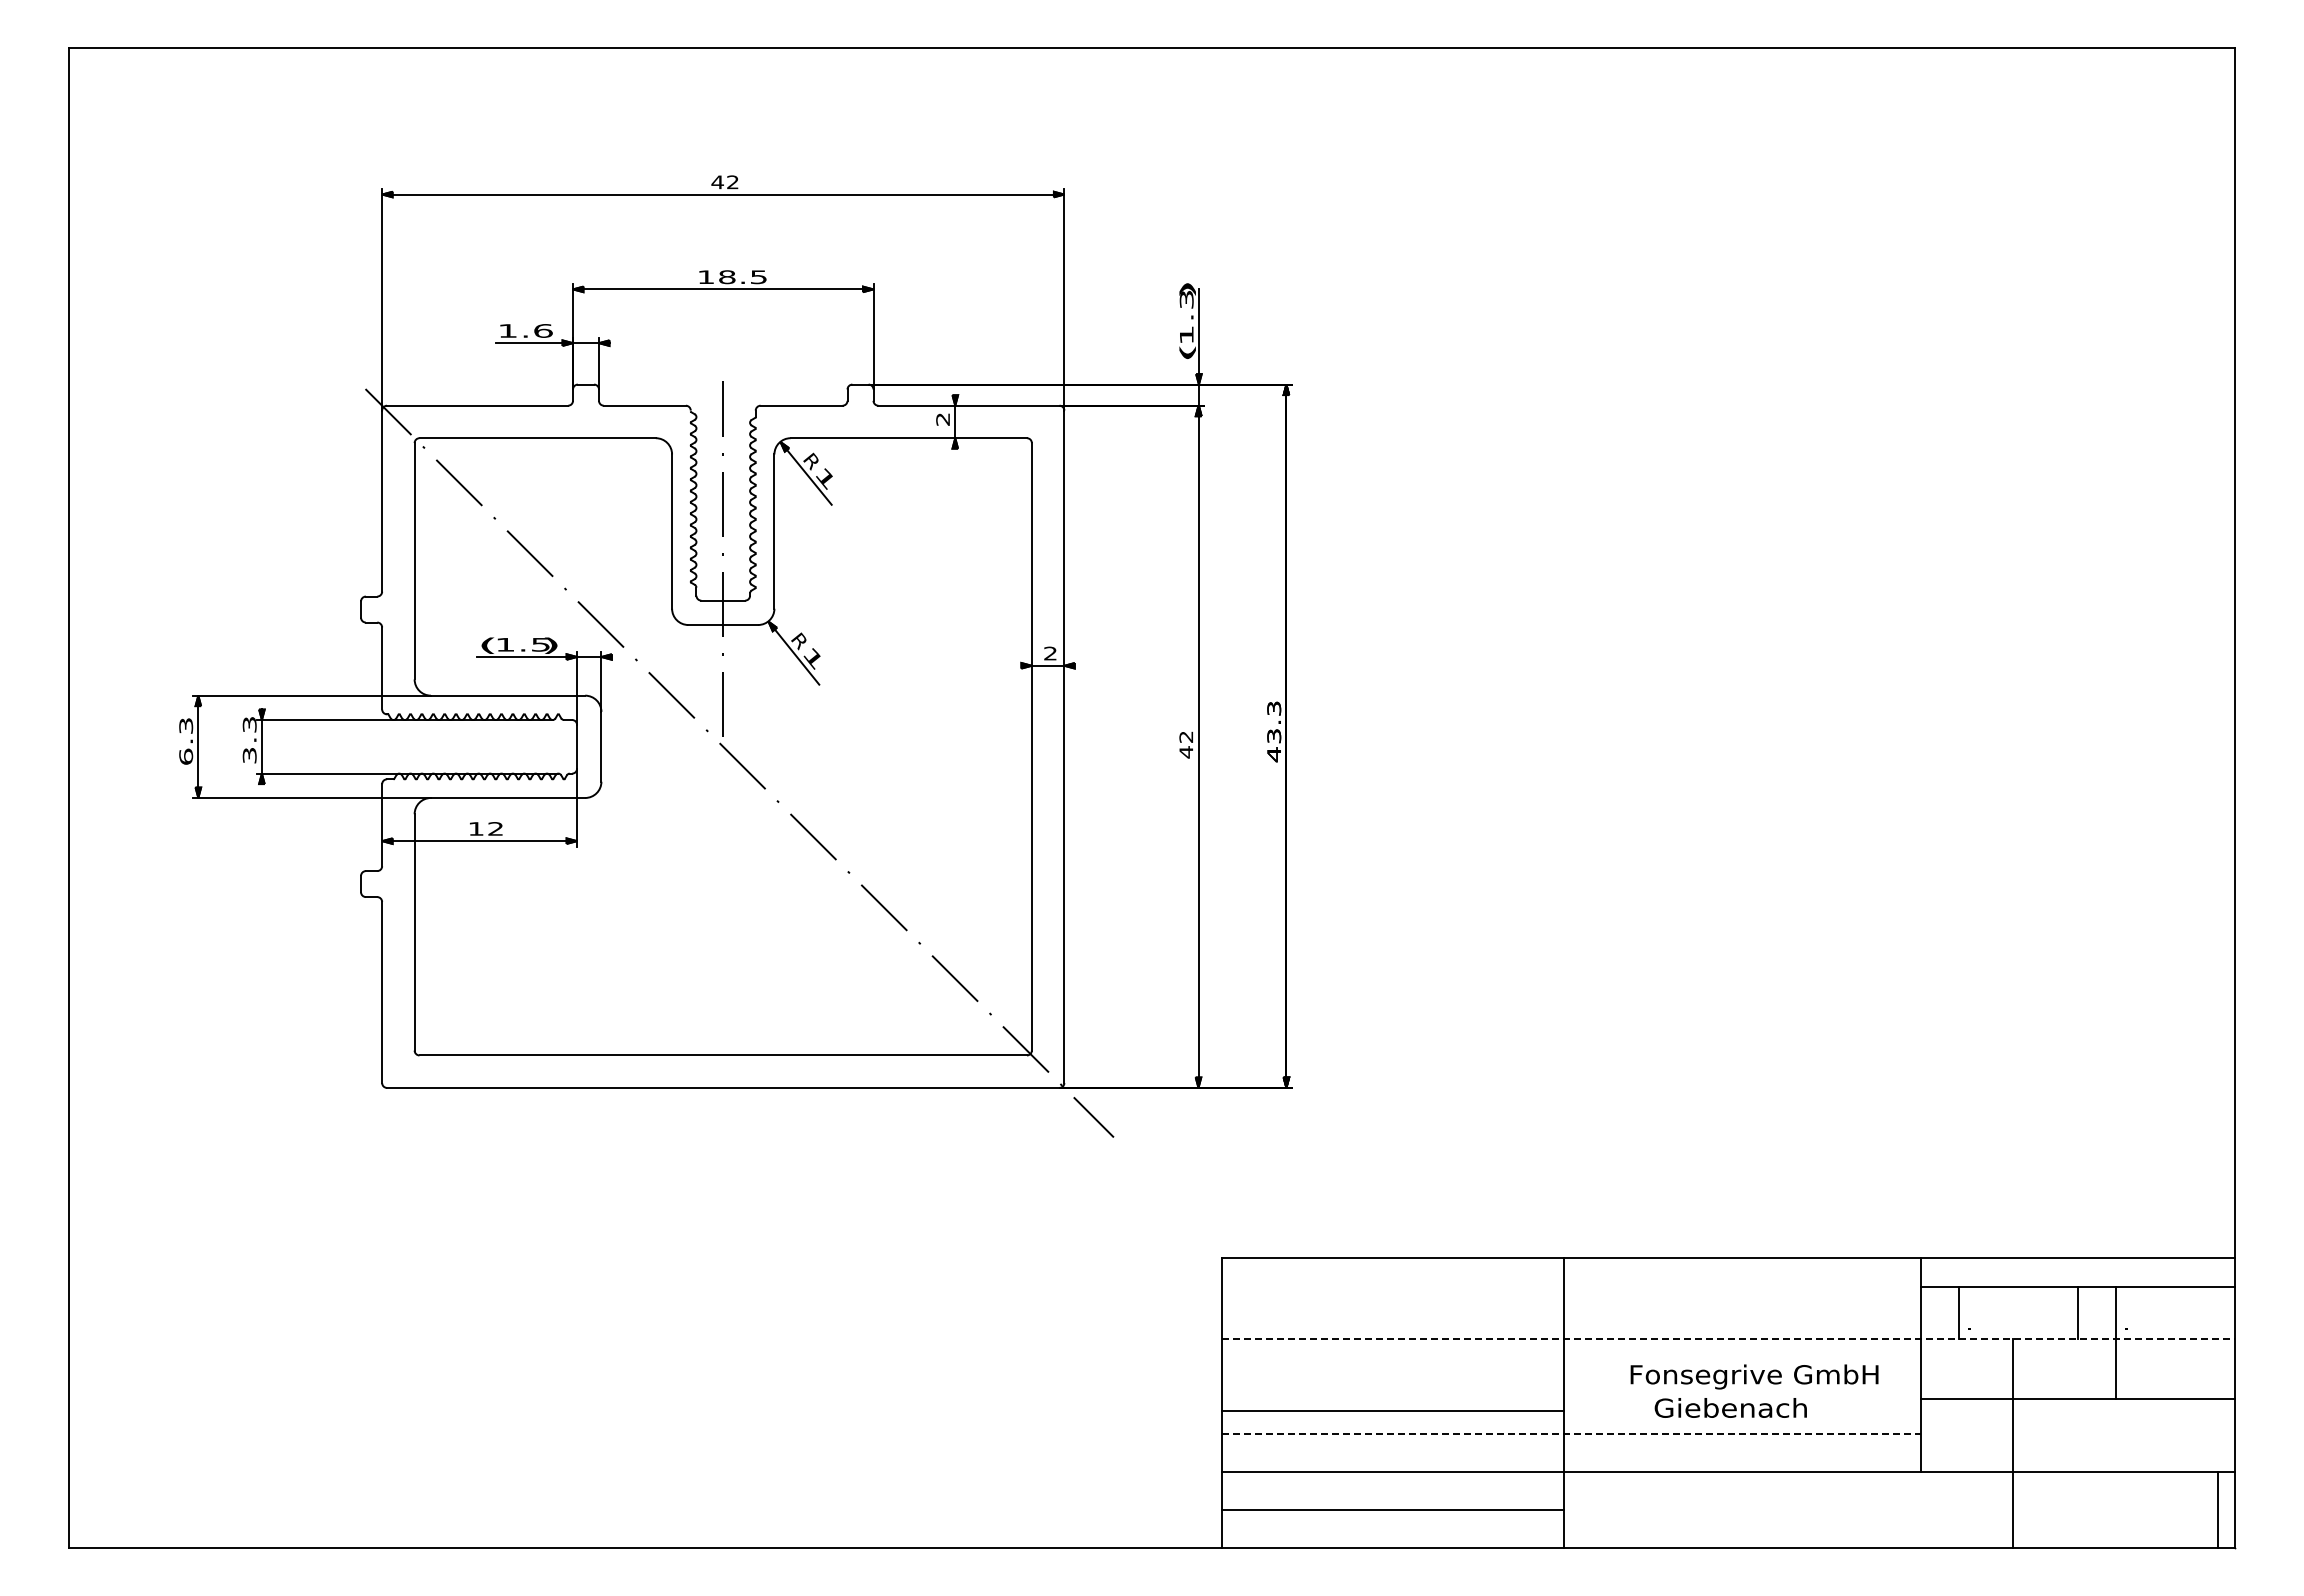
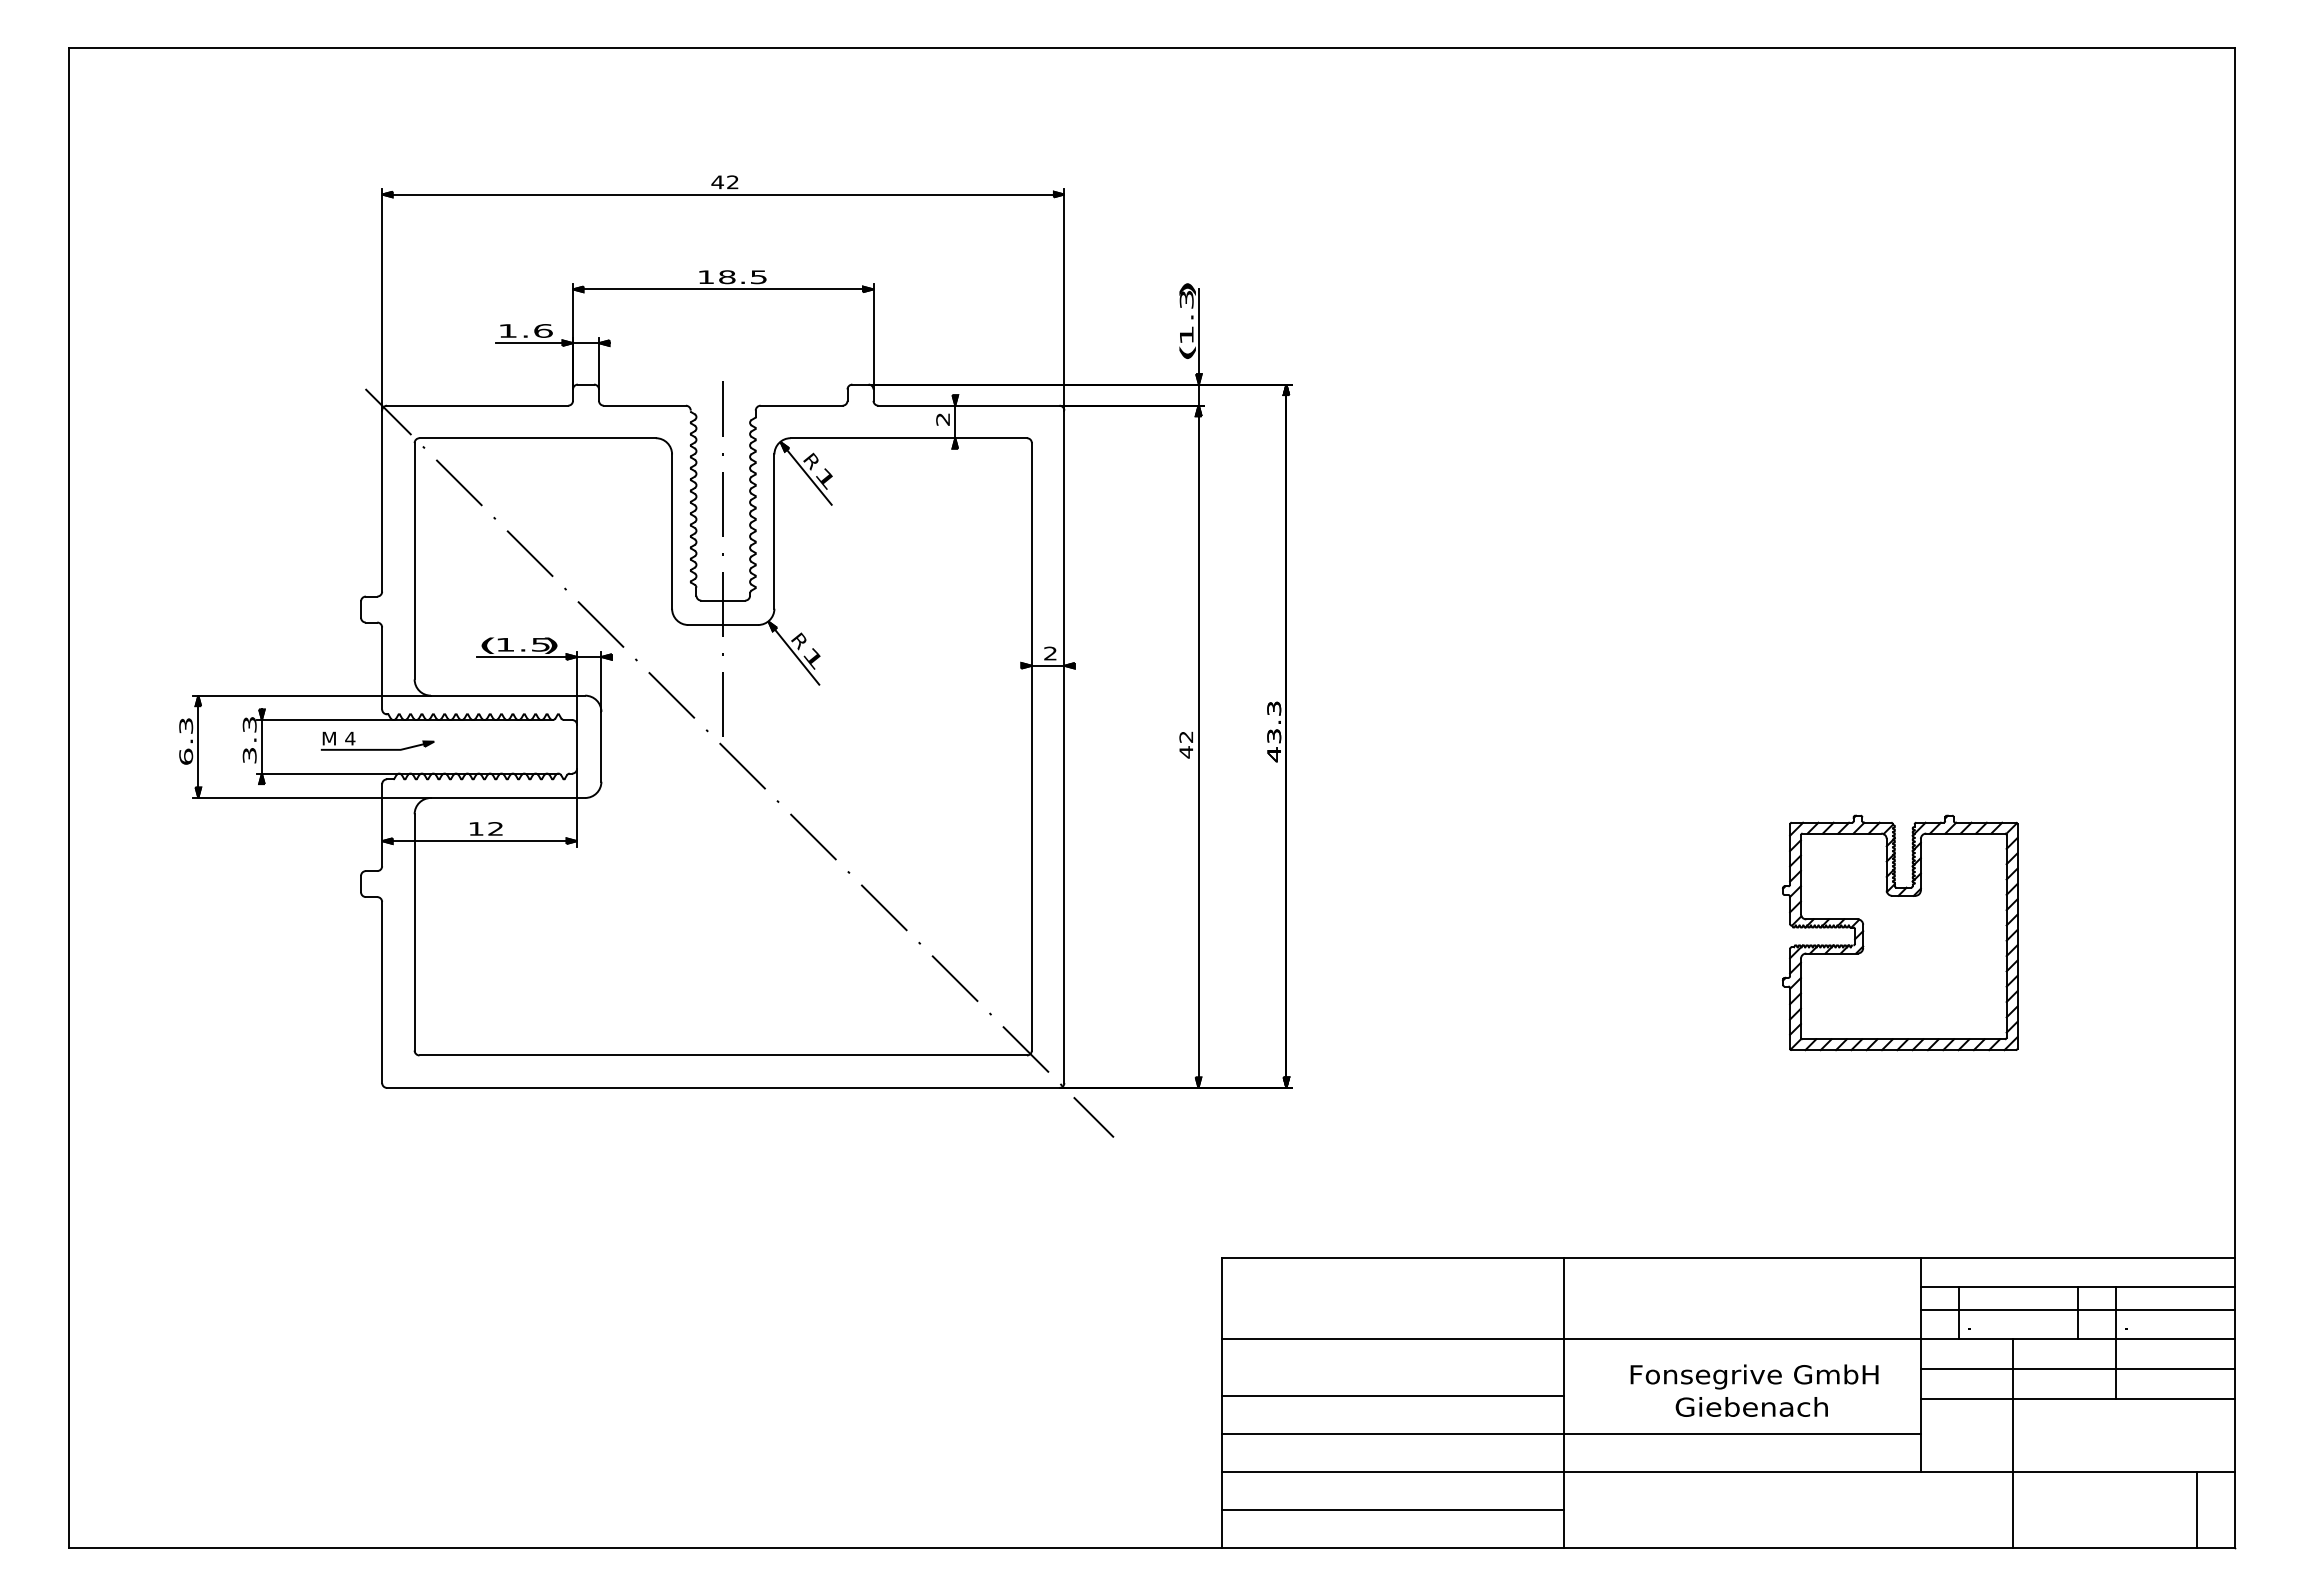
part: none -> present (377, 749)
part: none -> present (1900, 932)
line: none -> present (2077, 1310)
line: dashed -> solid (1729, 1338)
line: none -> present (2077, 1369)
text position: (1730, 1407) -> (1751, 1406) (1751, 1406)
line position: (1392, 1411) -> (1392, 1396) (1392, 1396)
line: dashed -> solid (1572, 1434)
line position: (2217, 1509) -> (2196, 1509) (2196, 1509)
